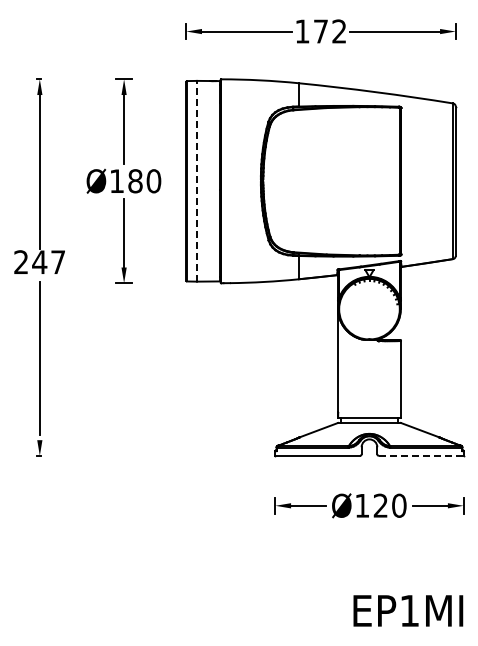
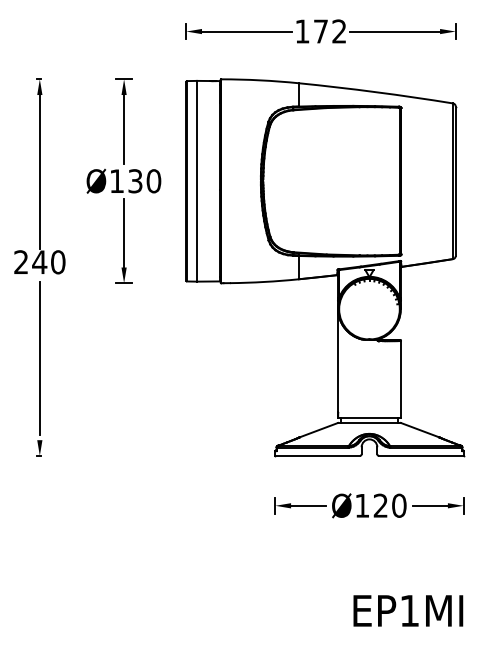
line: dashed -> solid (196, 180)
text: Ø180 -> Ø130 (135, 181)
text: 247 -> 240 (58, 262)
line: dashed -> solid (421, 455)
